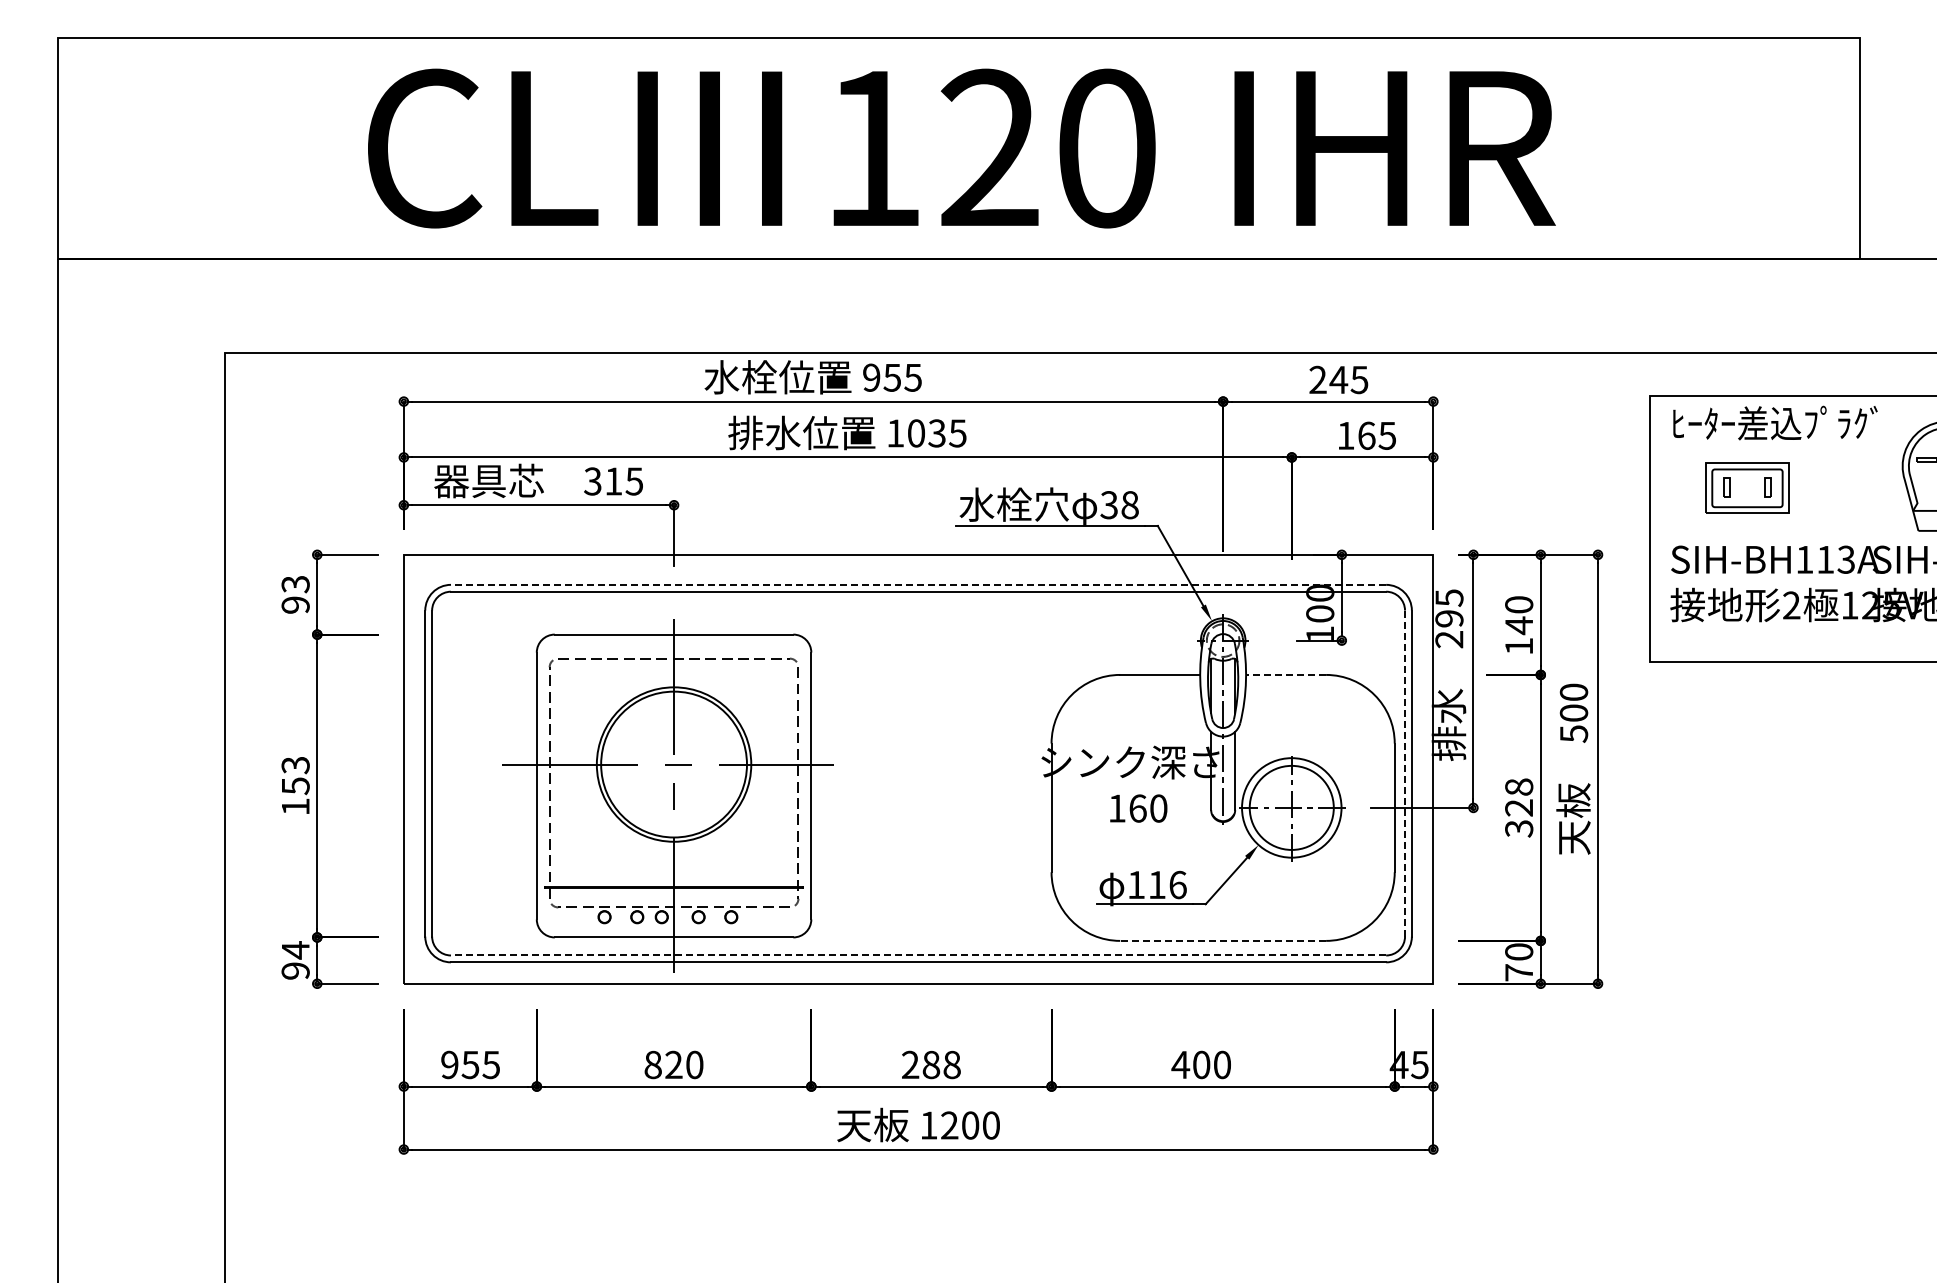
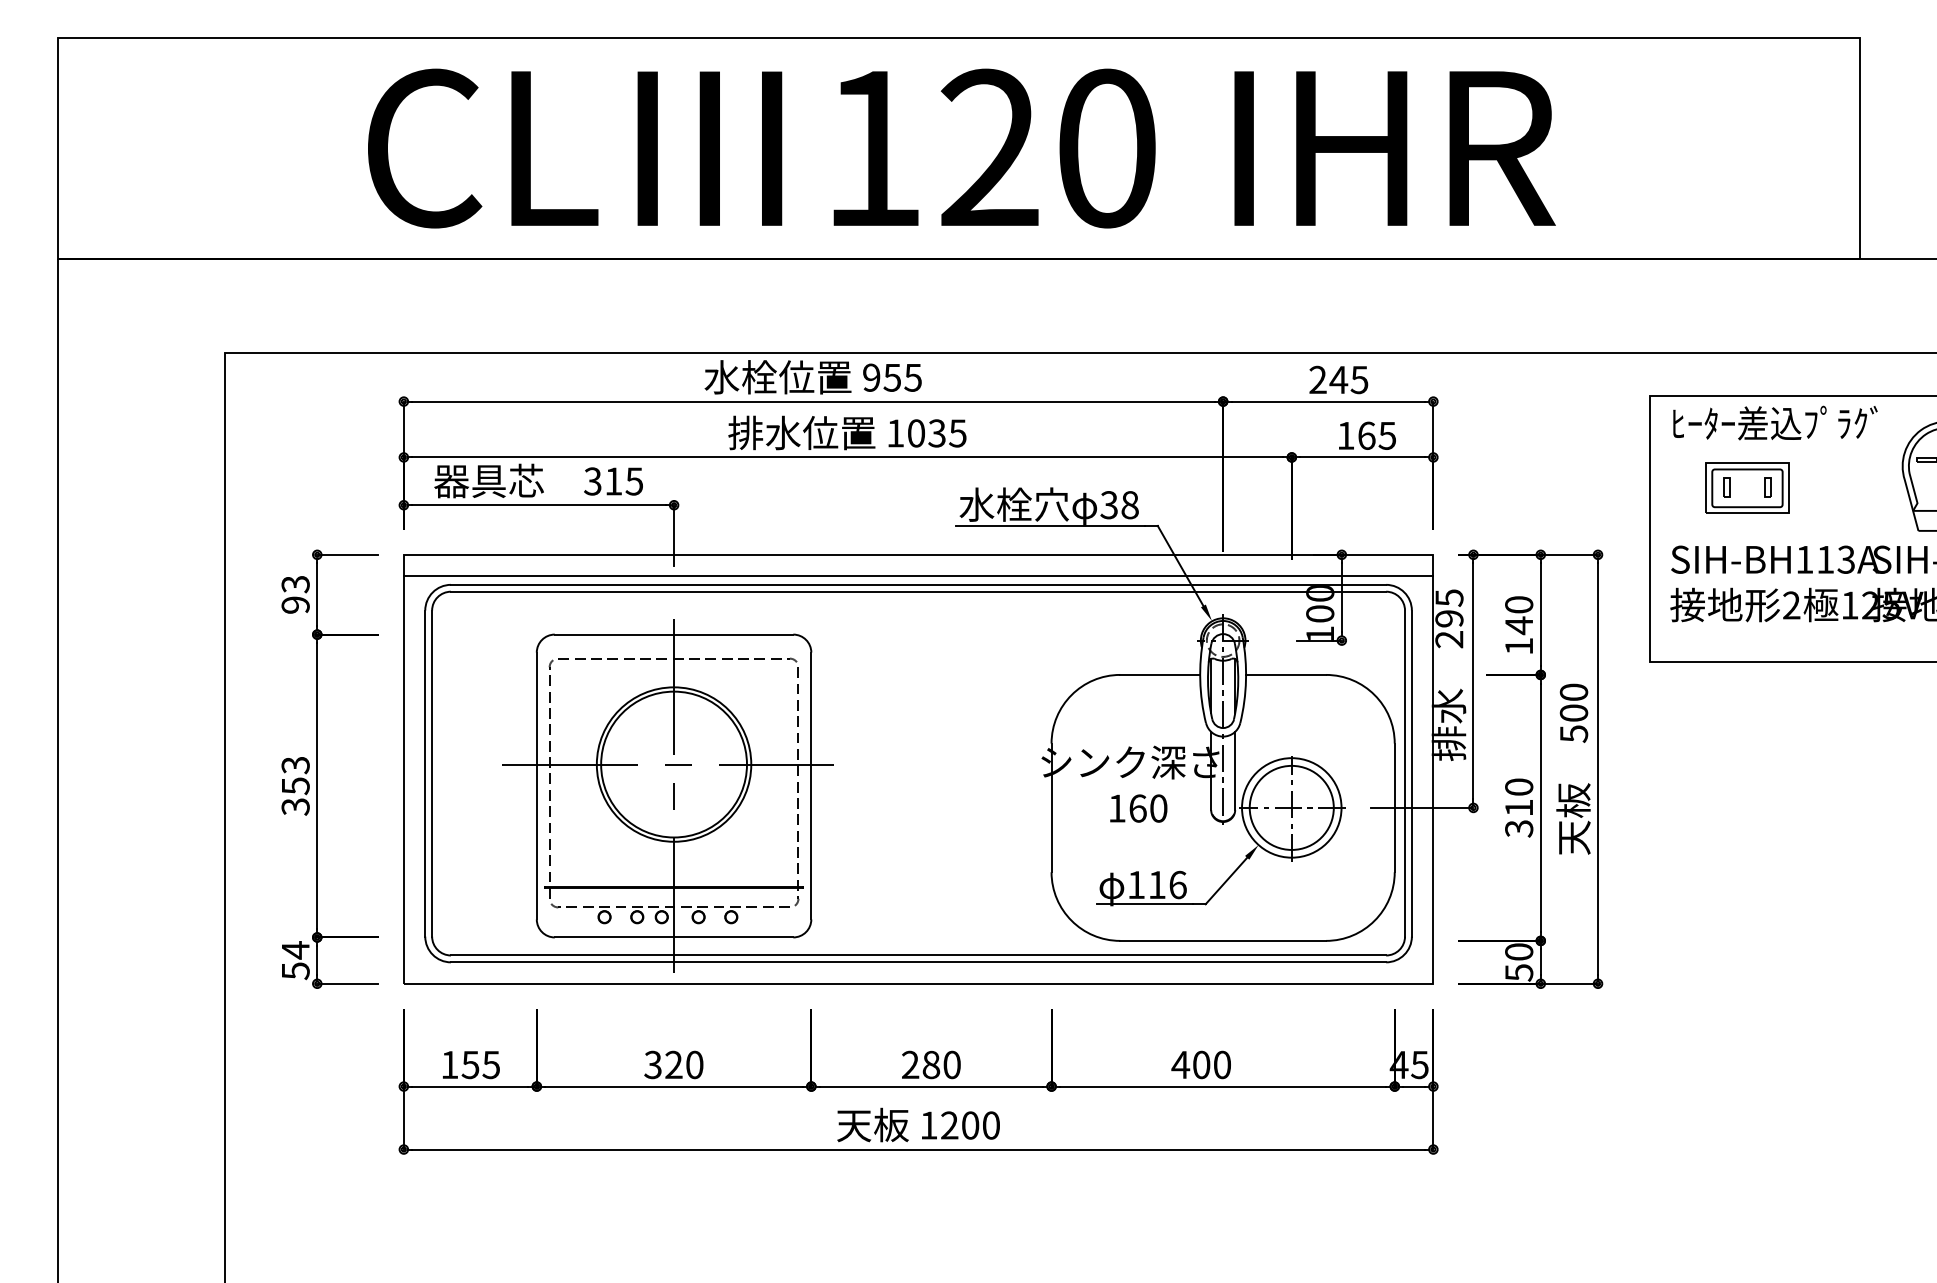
line: none -> present (918, 576)
line: dashed -> solid (918, 584)
line: dashed -> solid (1285, 674)
line: dashed -> solid (1405, 774)
text: 328 -> 310 (1519, 797)
text: 153 -> 353 (295, 806)
line: dashed -> solid (1223, 940)
line: dashed -> solid (918, 955)
text: 94 -> 54 (295, 971)
text: 70 -> 50 (1519, 972)
text: 955 -> 155 (449, 1064)
text: 820 -> 320 (652, 1064)
text: 288 -> 280 (951, 1064)
